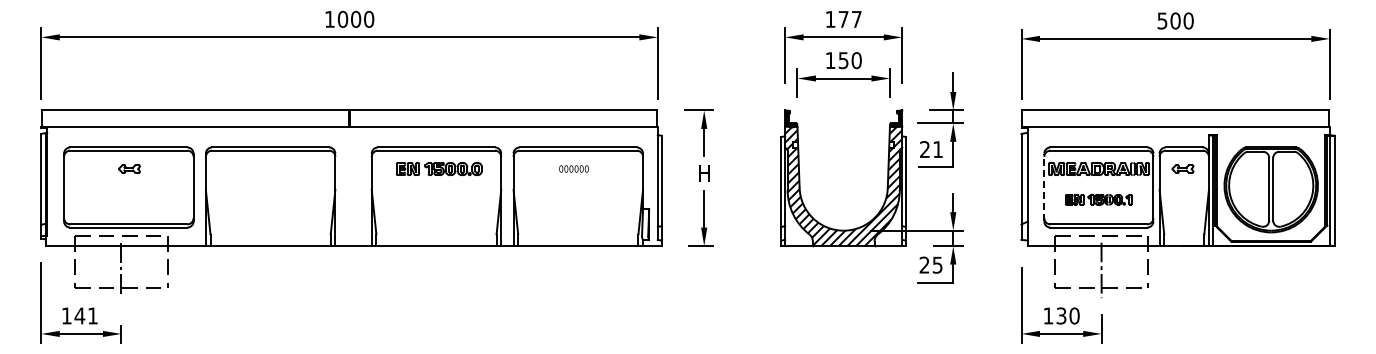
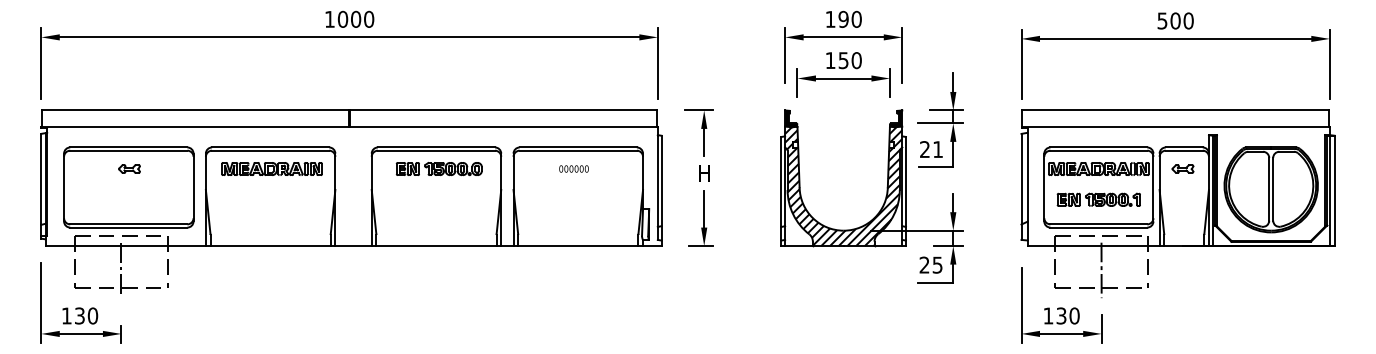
text: 177 -> 190 (849, 18)
part: none -> present (271, 168)
line: dashed -> solid (1044, 187)
part size: 68x13 px -> 85x15 px (1098, 199)
text: 141 -> 130 (86, 315)
